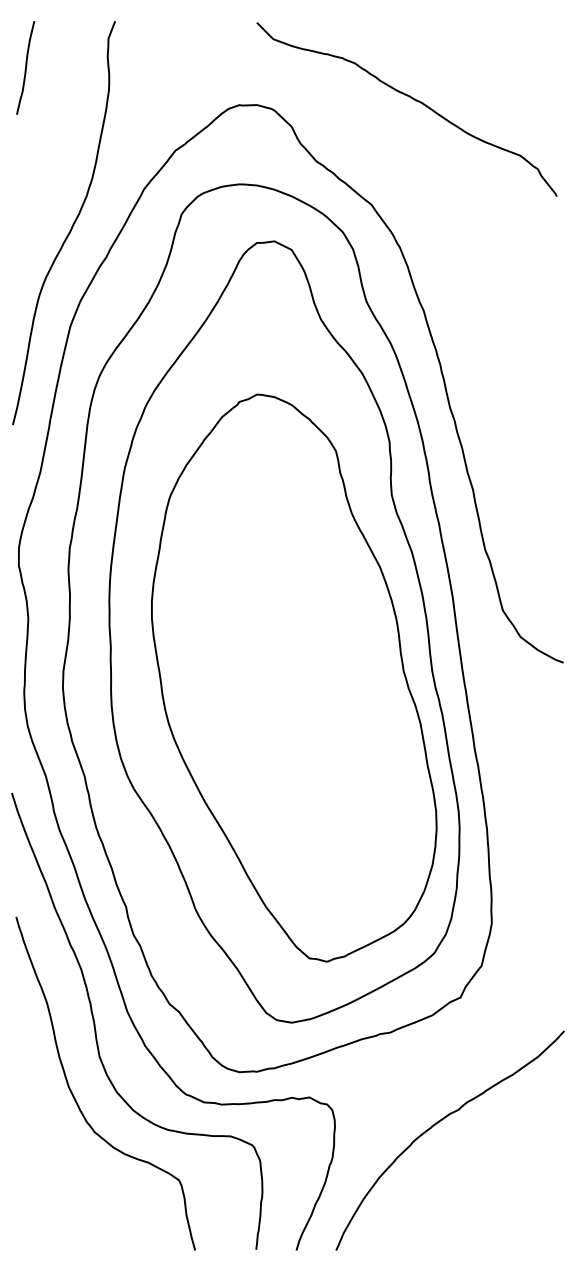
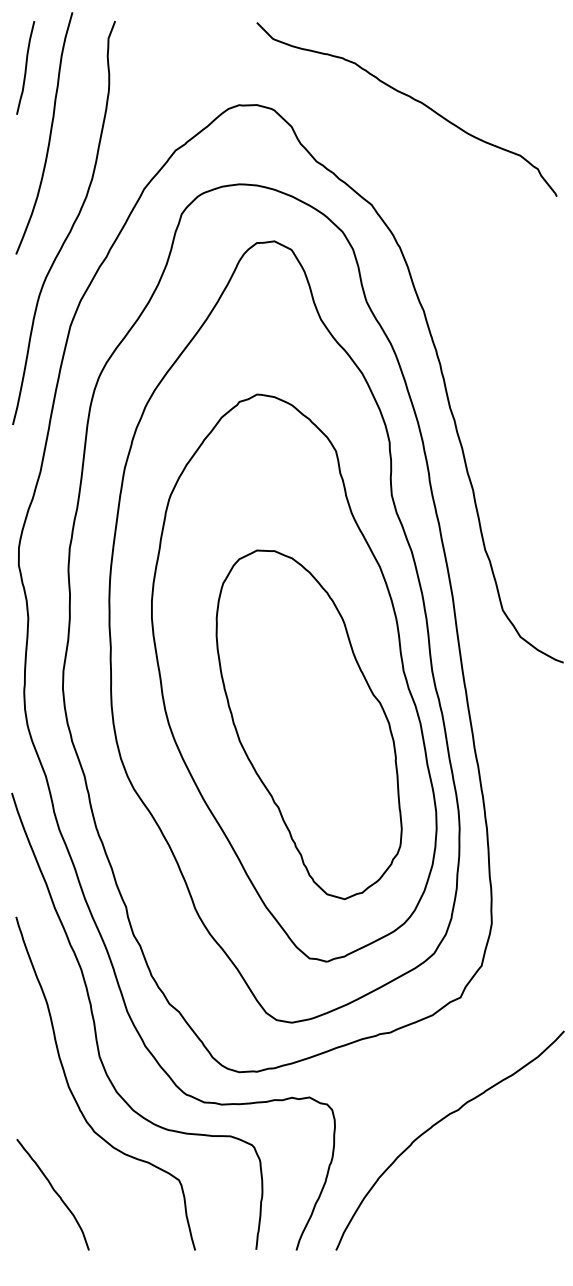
curve: none -> present (49, 133)
part: none -> present (308, 724)
curve: none -> present (54, 1192)
